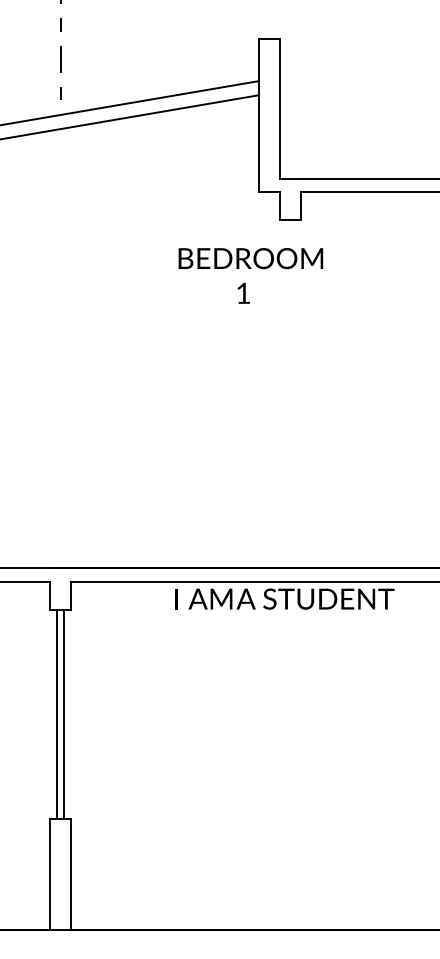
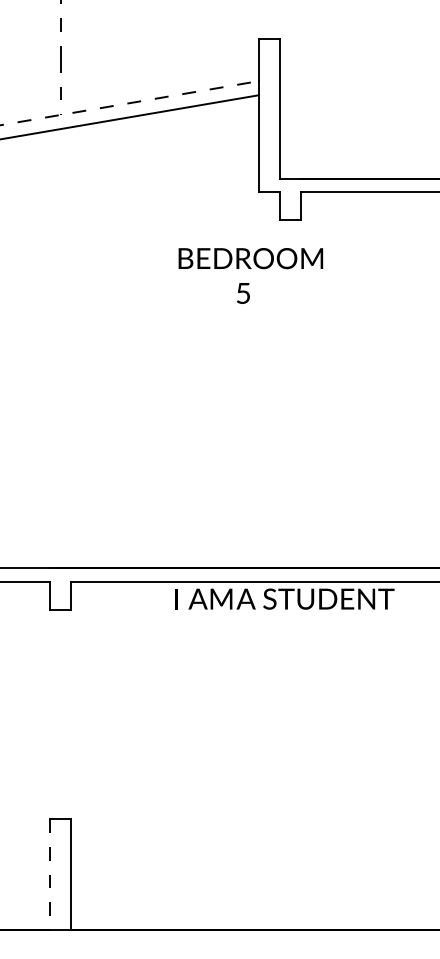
line: solid -> dashed (129, 103)
text: 1 -> 5 (242, 293)
line: present -> none (57, 714)
line: present -> none (64, 714)
line: solid -> dashed (50, 874)
